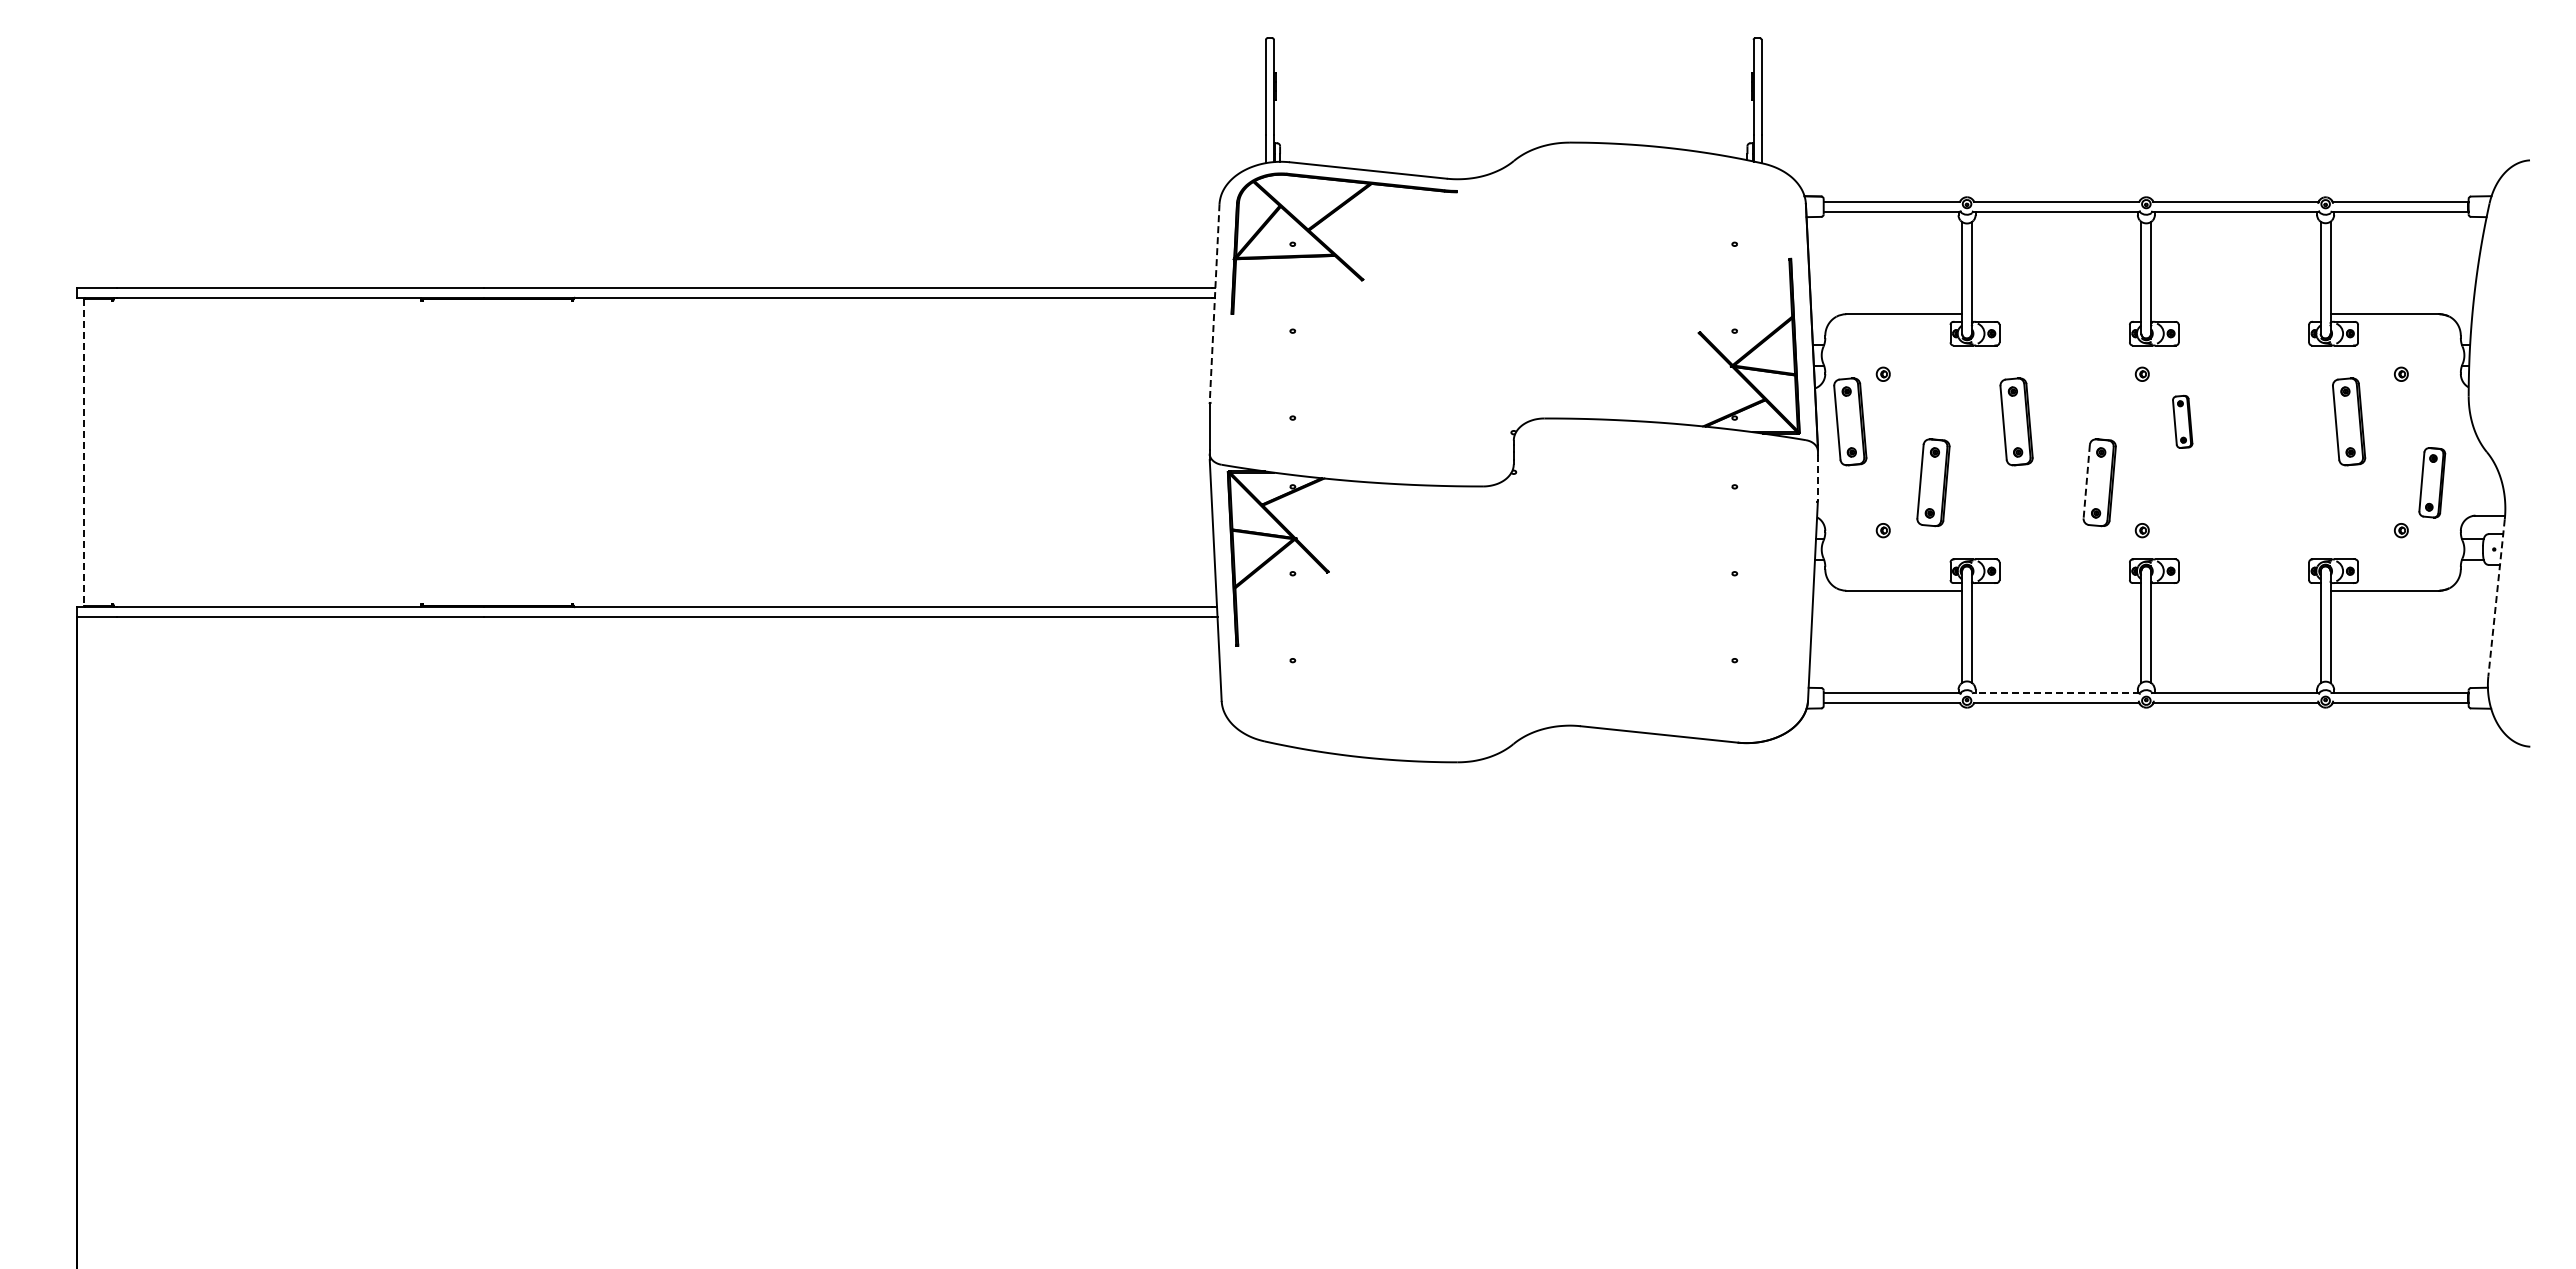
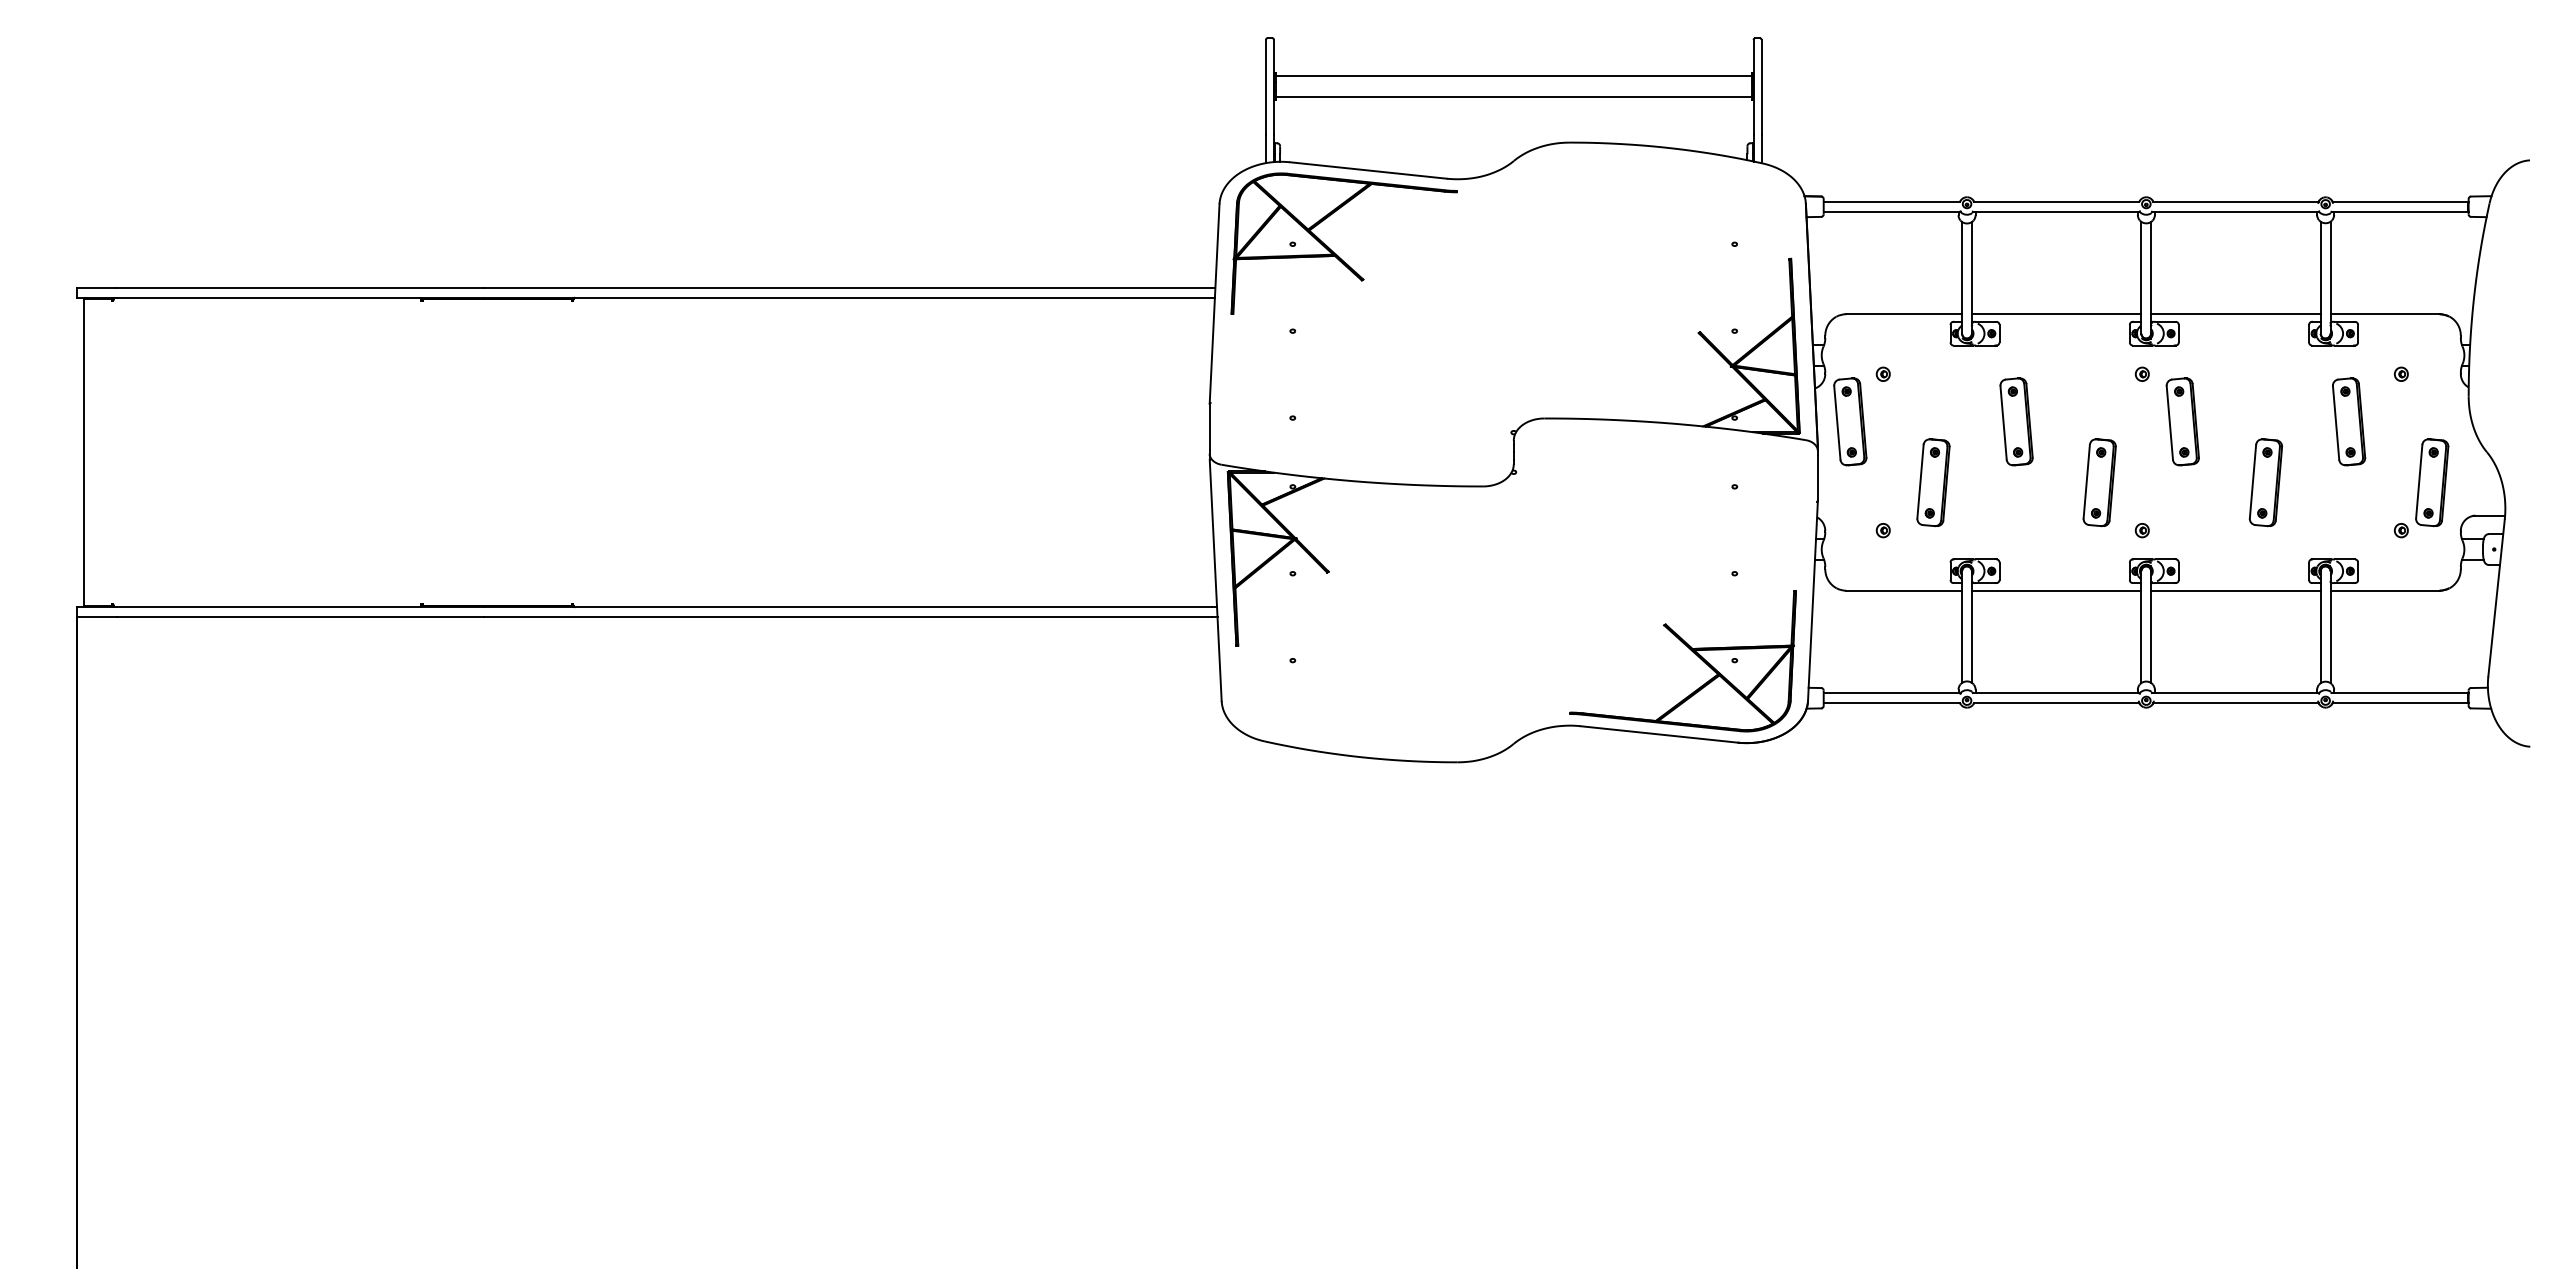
line: none -> present (1513, 76)
line: none -> present (1513, 96)
line: dashed -> solid (1214, 304)
line: none -> present (2056, 314)
line: none -> present (2235, 314)
part size: 22x55 px -> 35x90 px (2182, 421)
line: dashed -> solid (83, 452)
line: dashed -> solid (1817, 478)
line: dashed -> solid (2086, 481)
part: none -> present (2265, 482)
part size: 29x72 px -> 35x90 px (2432, 482)
line: none -> present (2056, 590)
line: none -> present (2235, 590)
line: dashed -> solid (2496, 597)
part: none -> present (1691, 651)
line: dashed -> solid (2056, 693)
